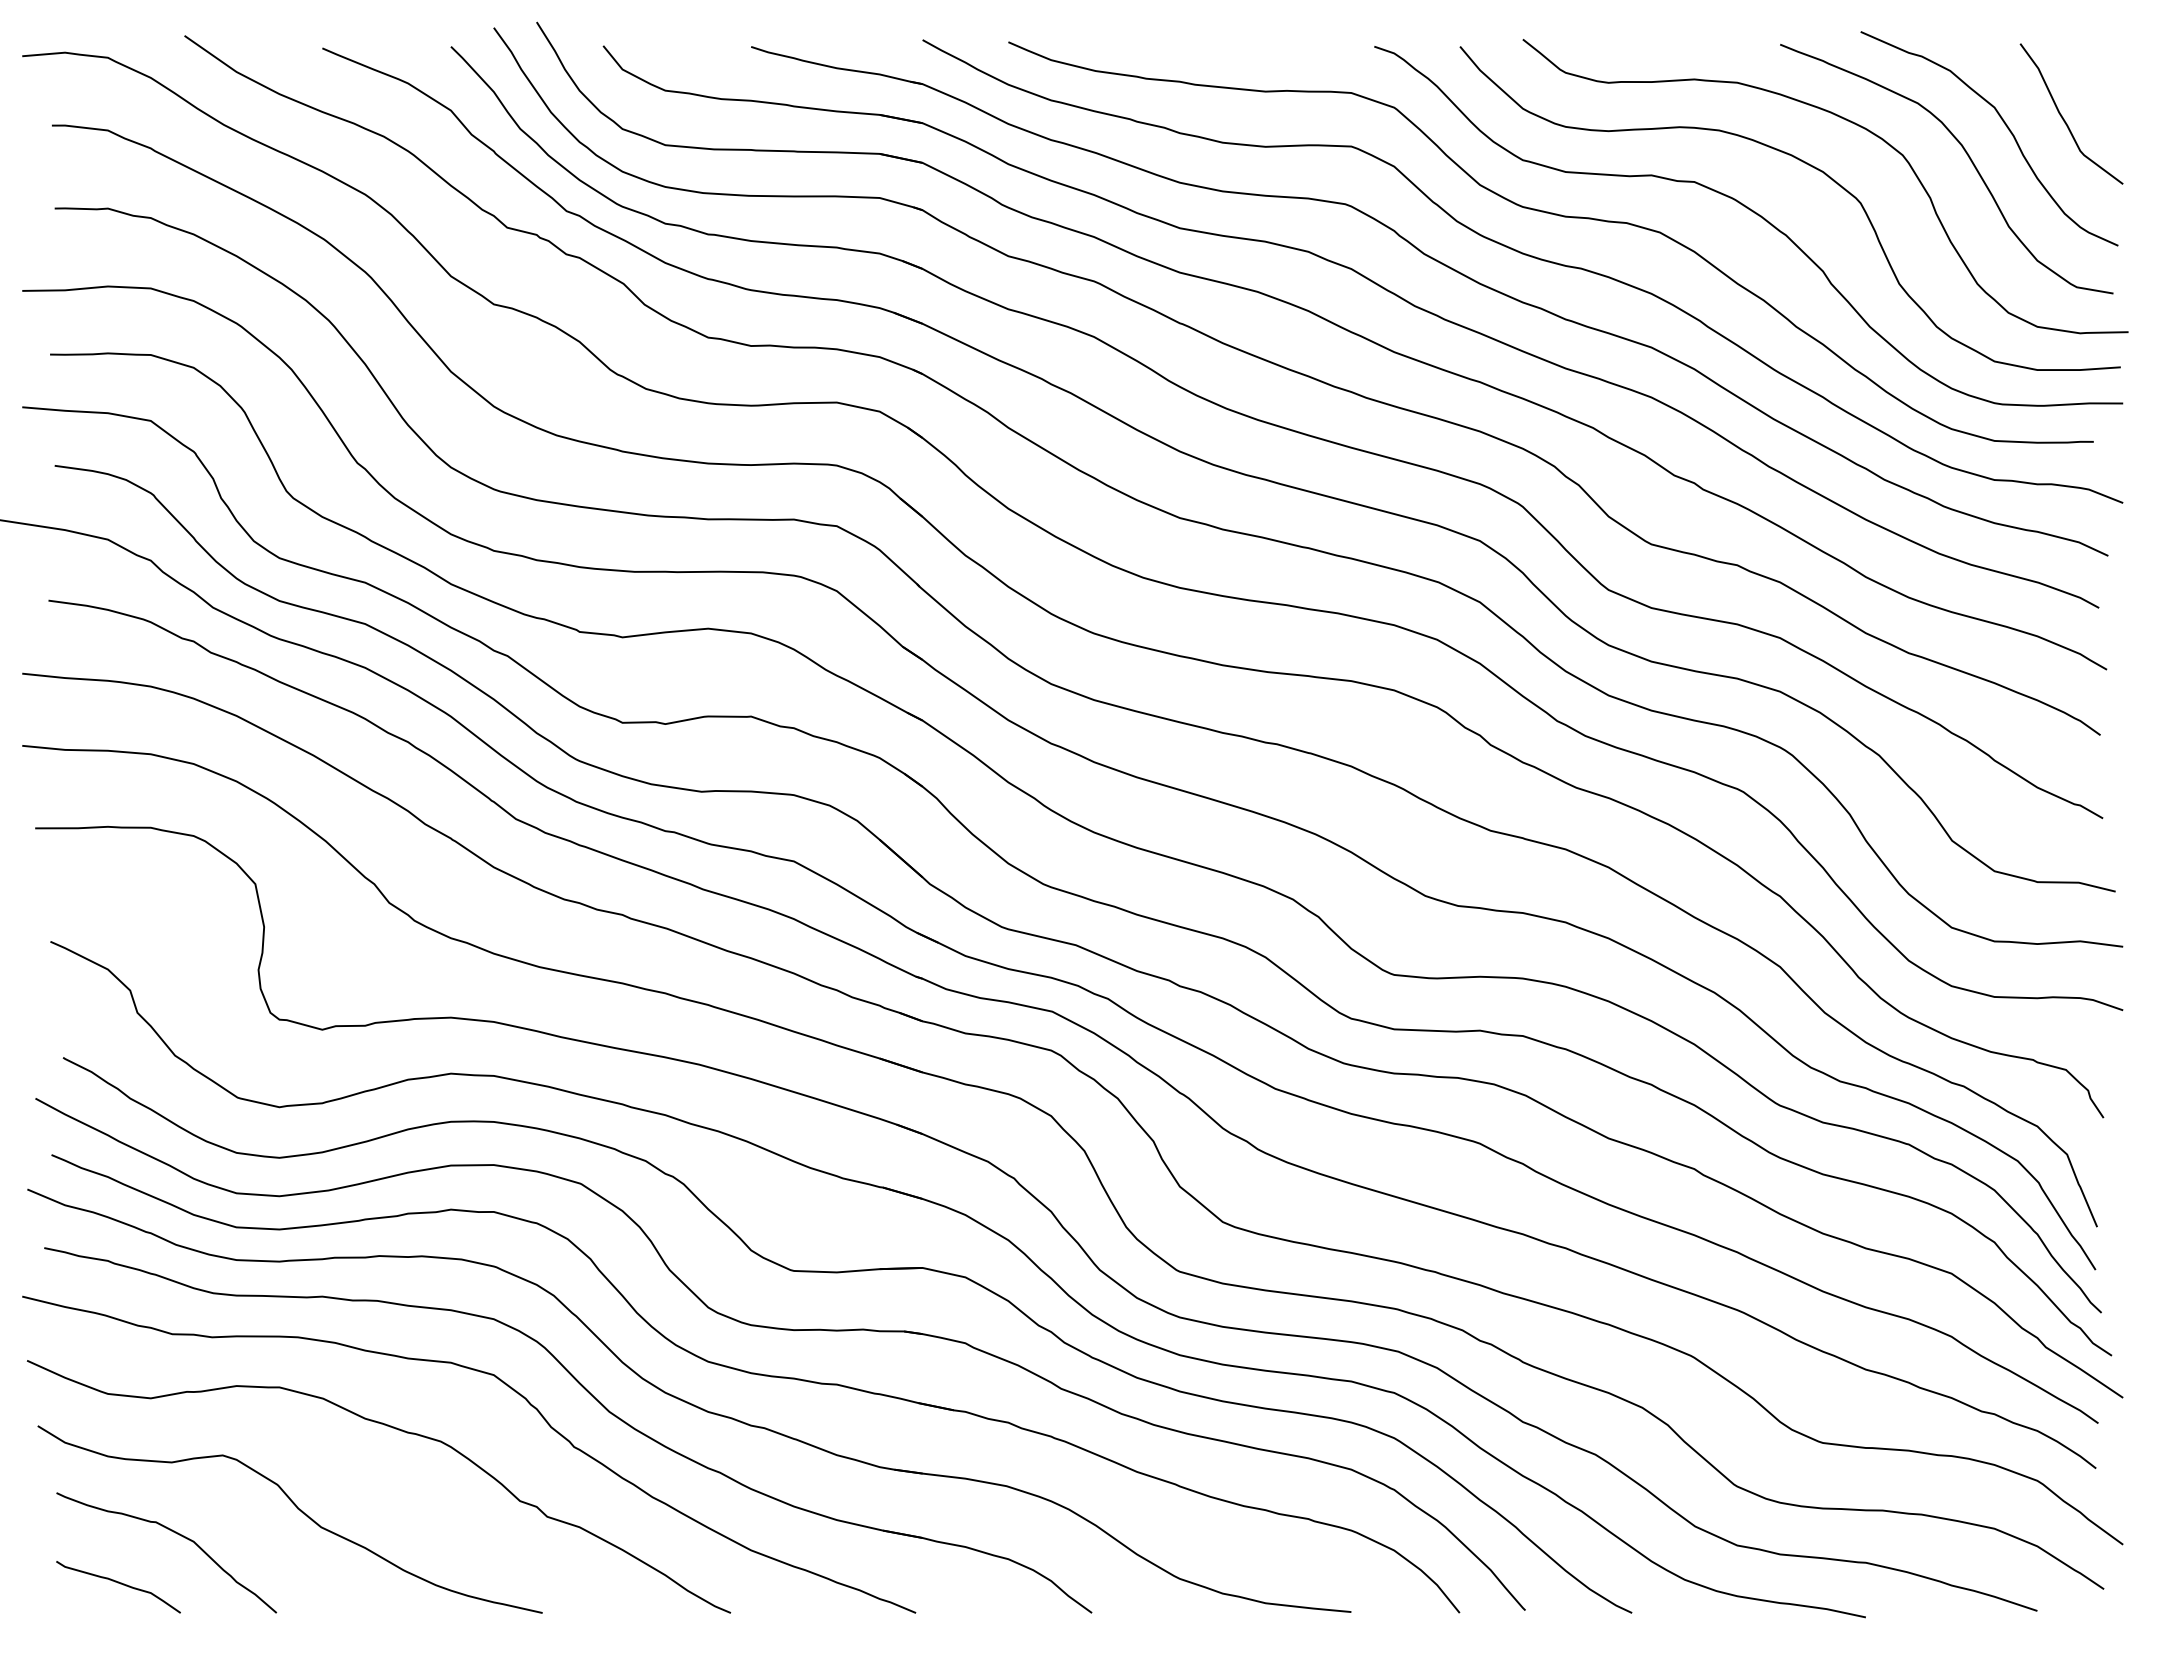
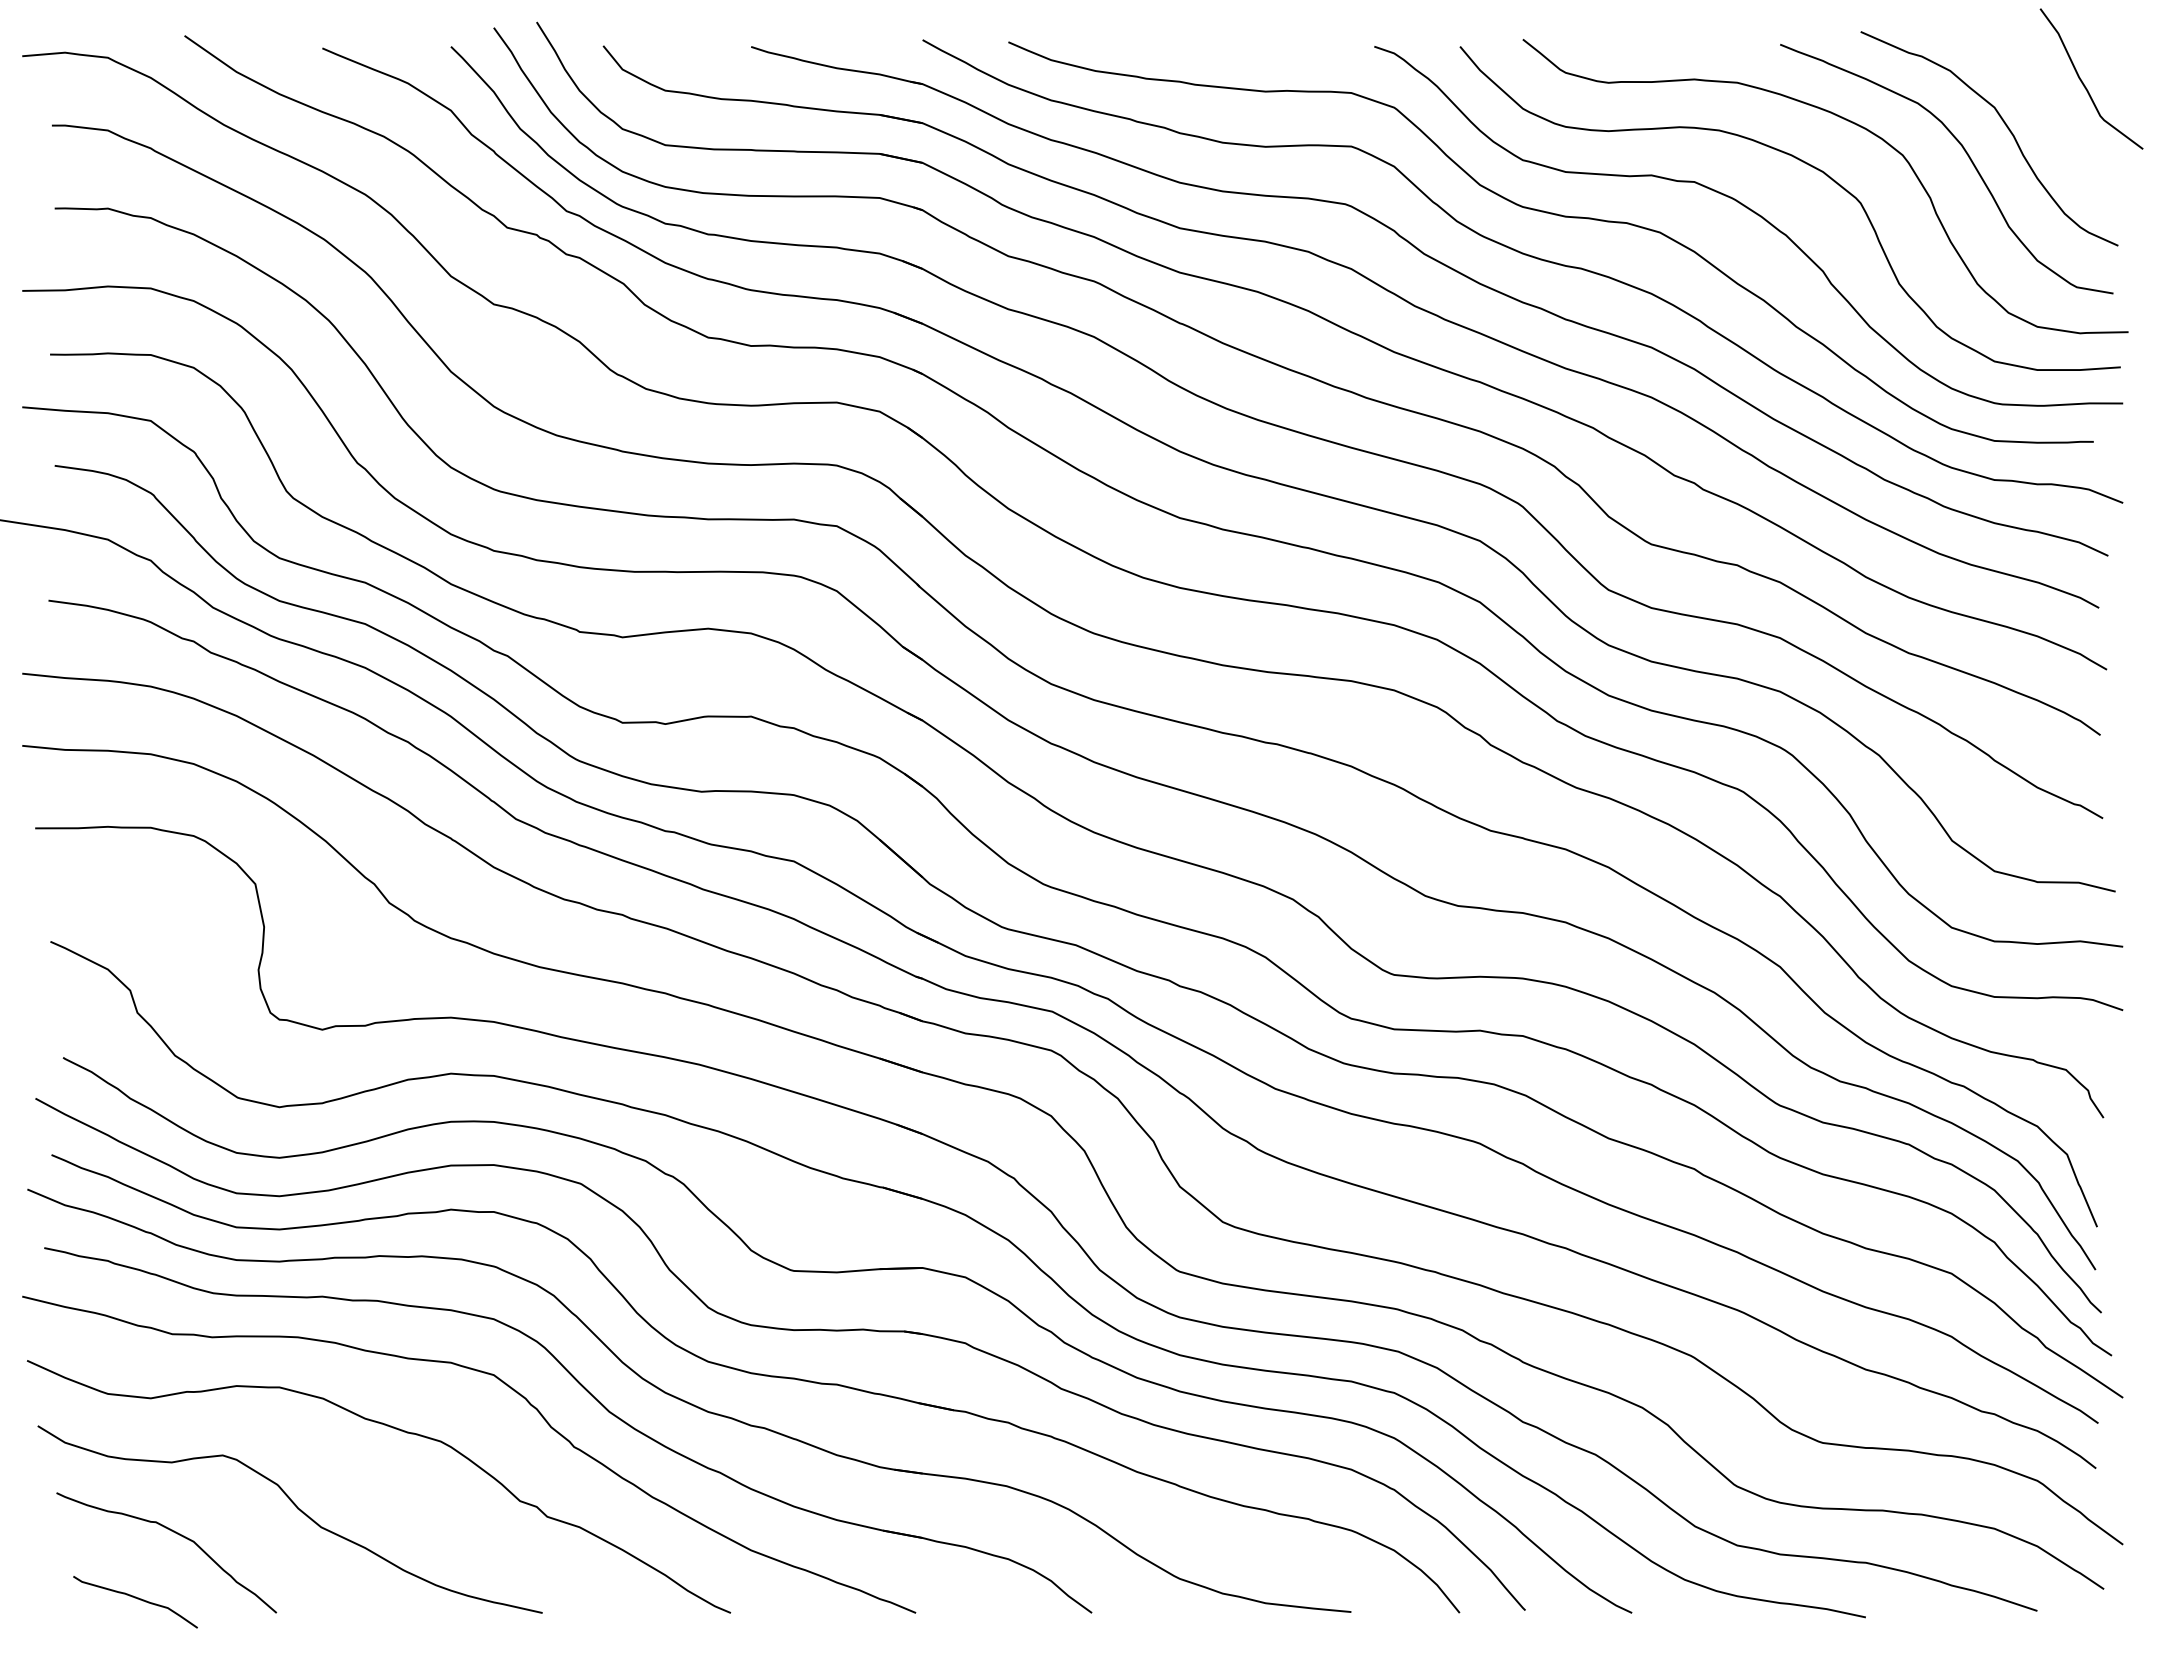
curve position: (2063, 117) -> (2083, 82) (2083, 82)
curve position: (120, 1584) -> (137, 1599) (137, 1599)
